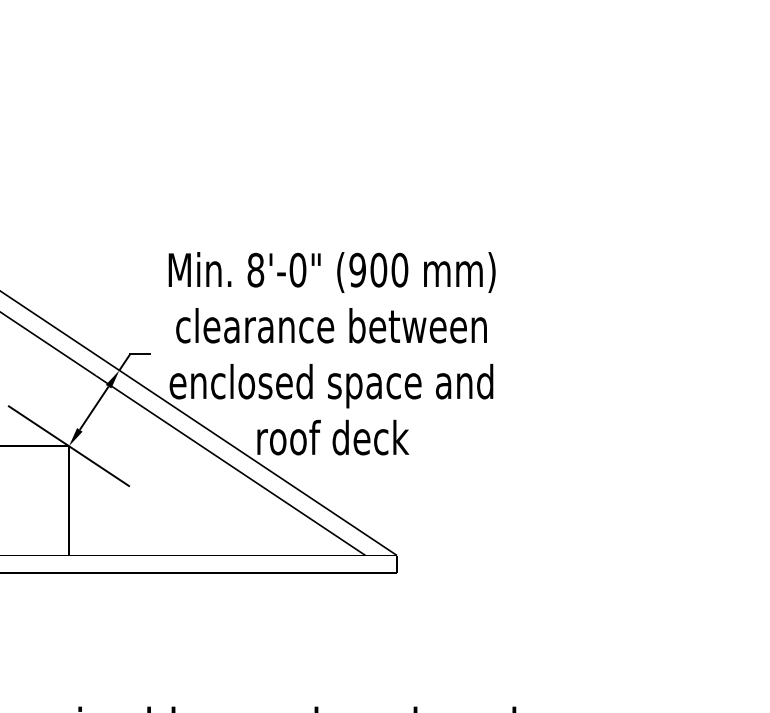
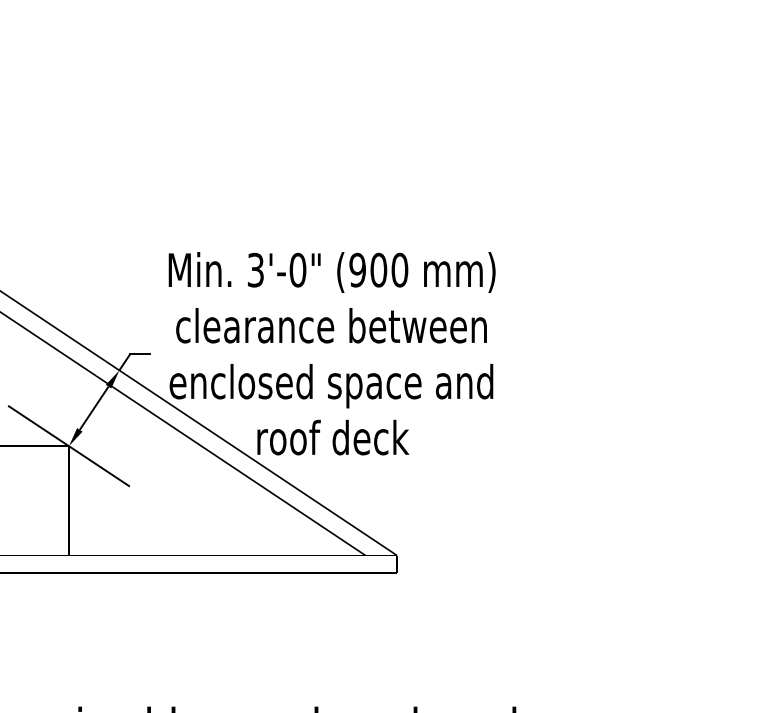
text: 8'-0" -> 3'-0" (255, 270)
